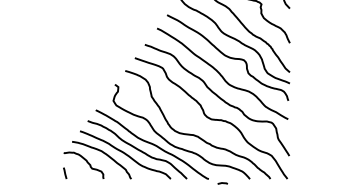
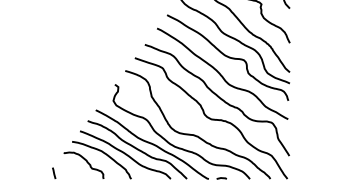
curve position: (65, 172) -> (54, 172) (54, 172)
curve position: (222, 183) -> (221, 178) (221, 178)
